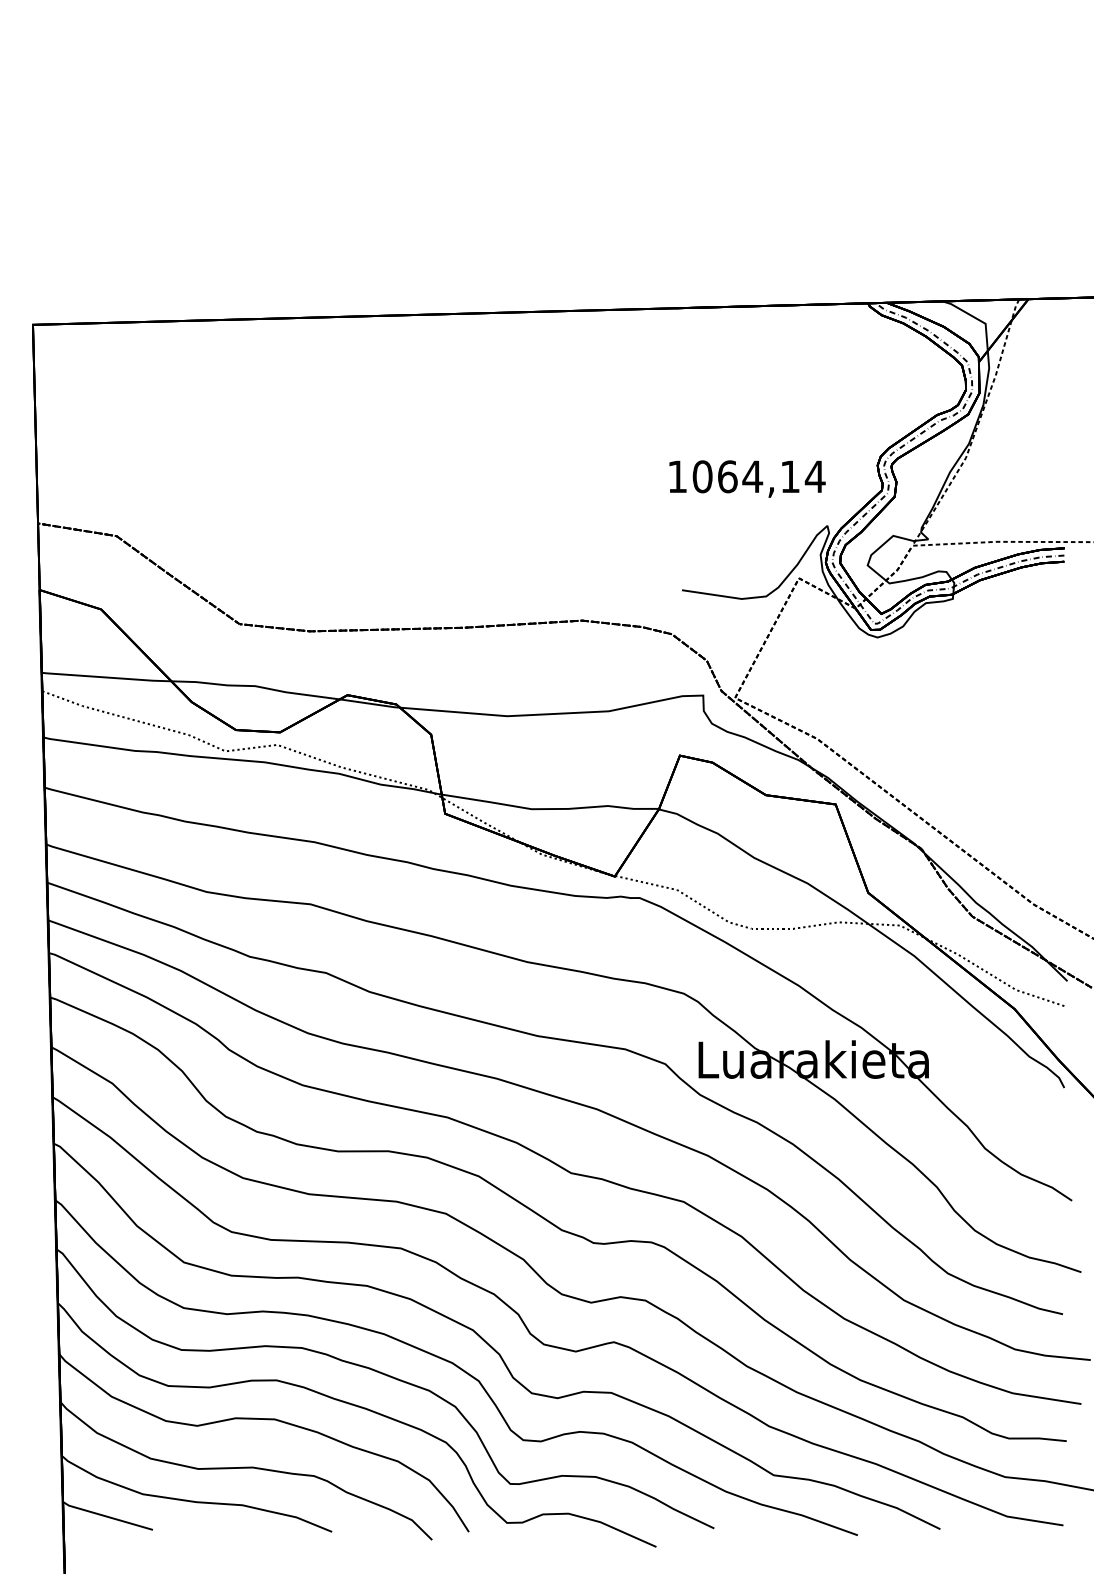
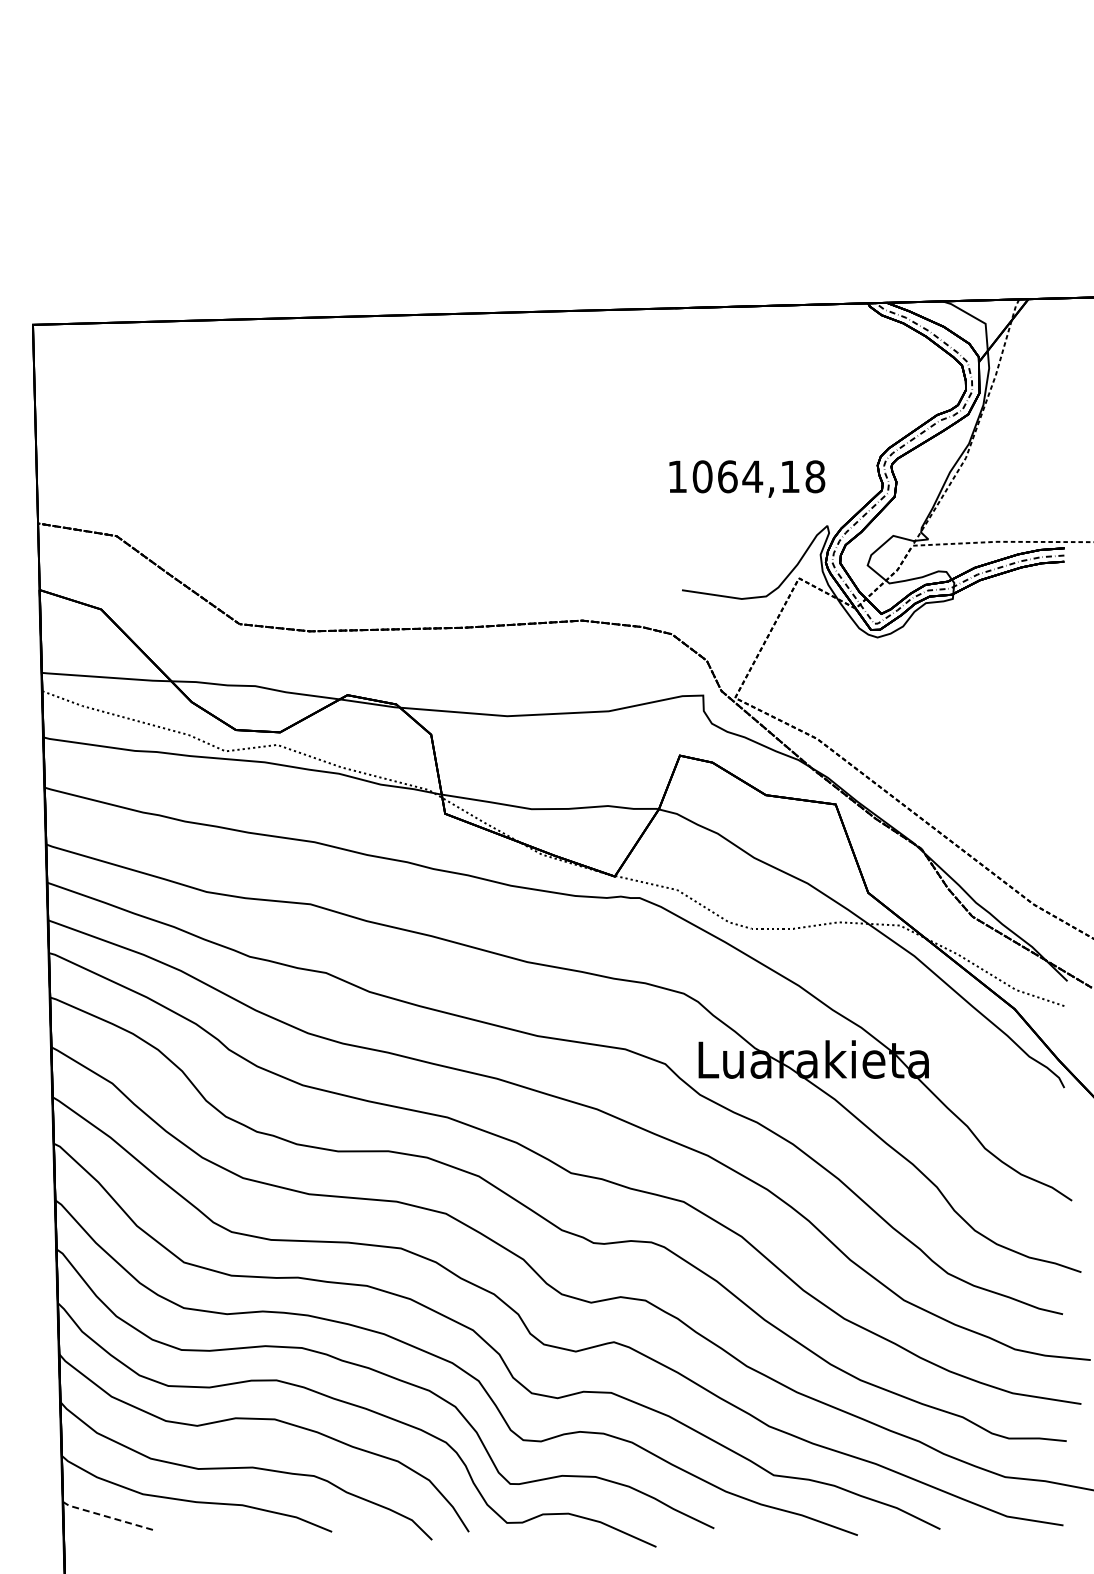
text: 1064,14 -> 1064,18 (814, 476)
line: solid -> dashed (106, 1516)
